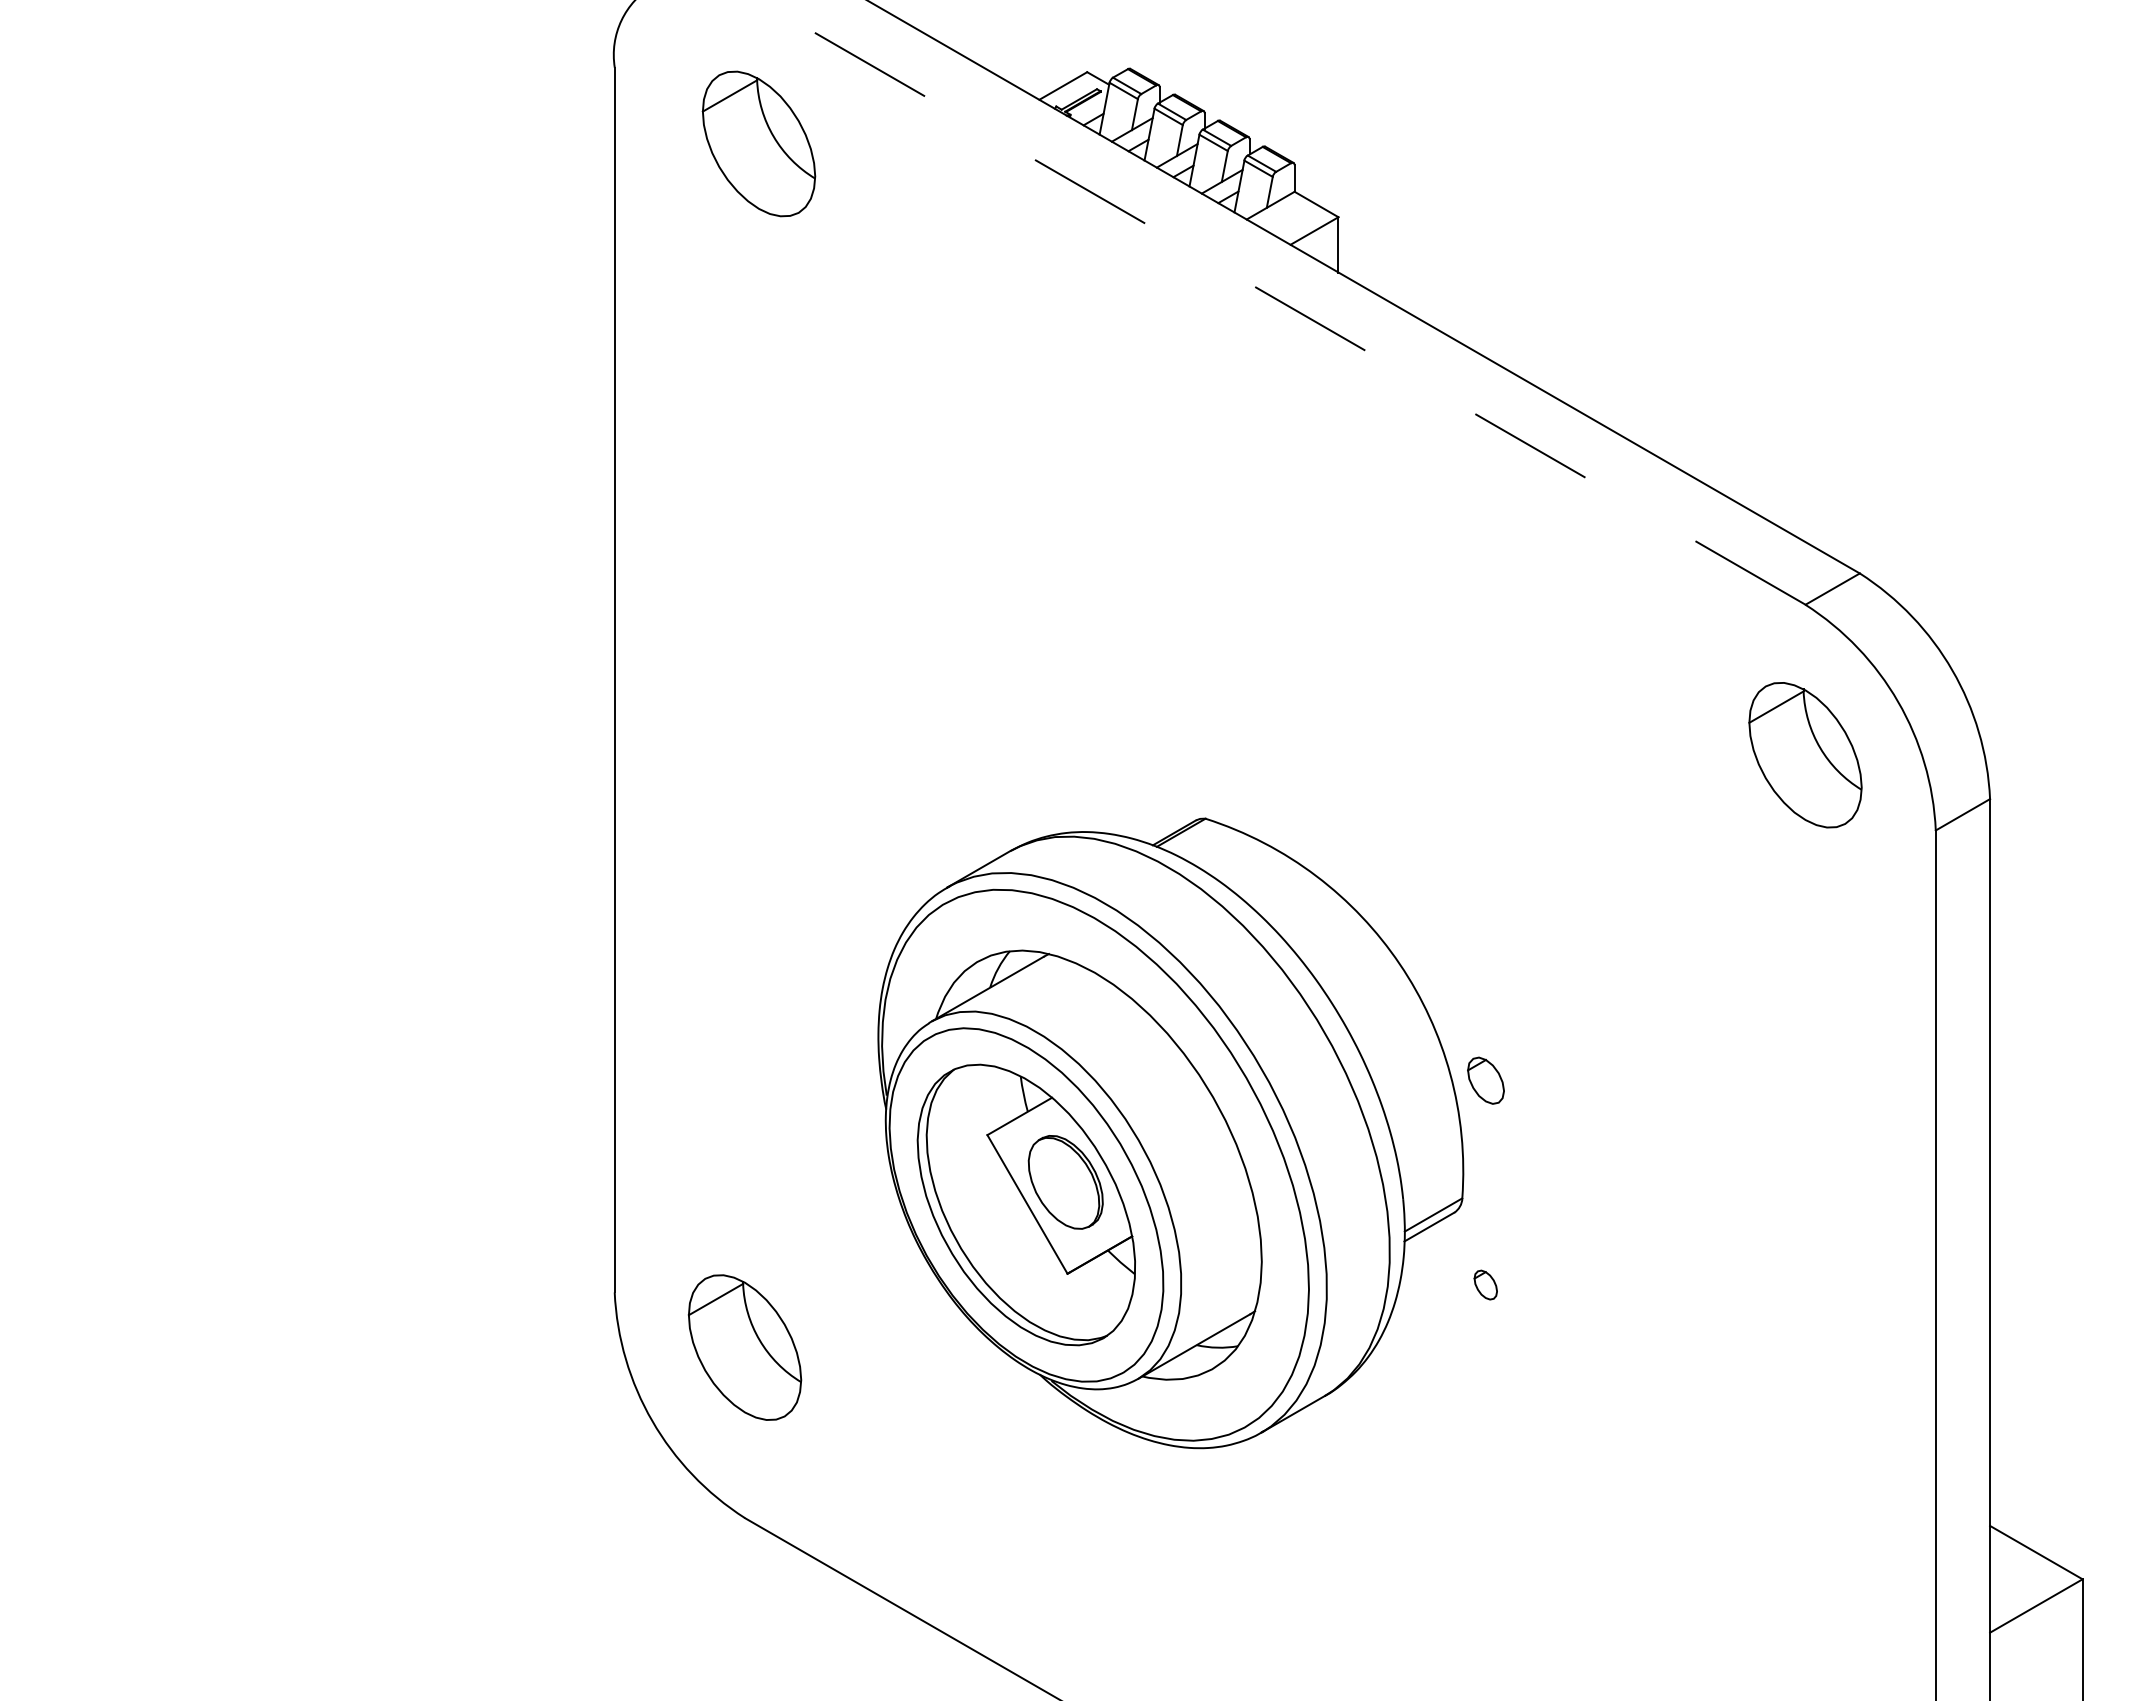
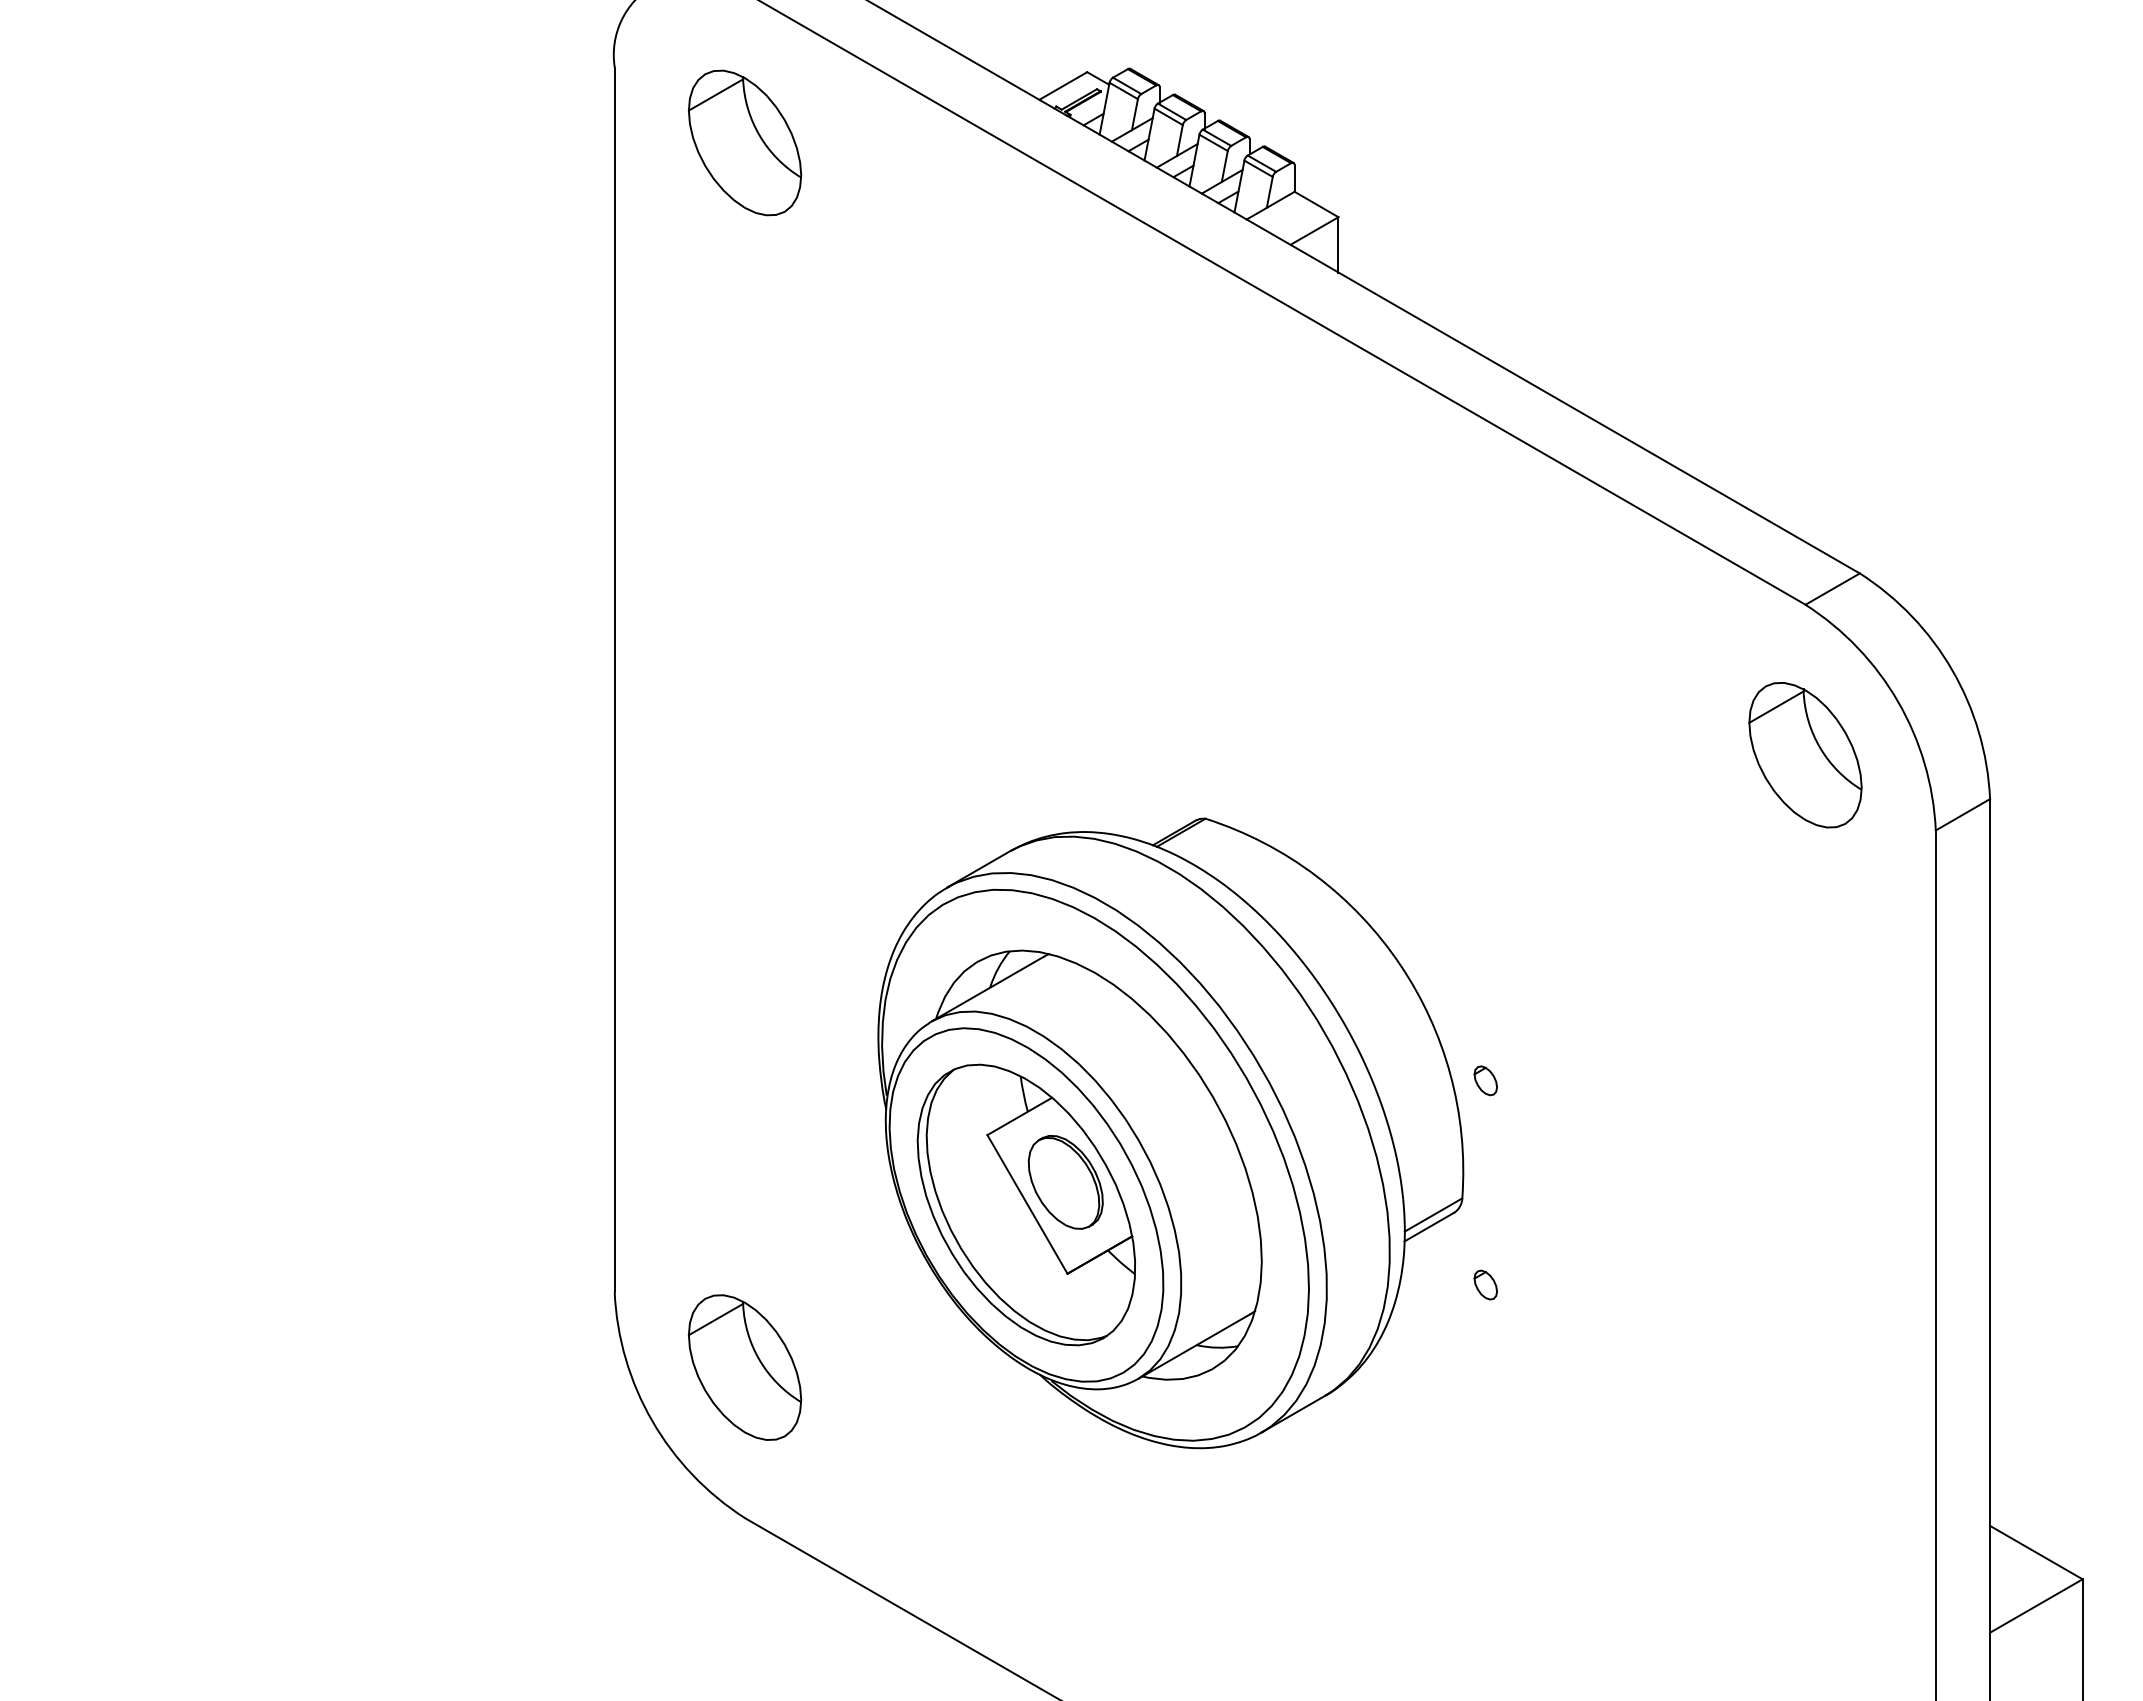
part position: (758, 143) -> (744, 142) (744, 142)
line: dashed -> solid (1281, 302)
part size: 38x49 px -> 25x32 px (1485, 1080)
part position: (744, 1347) -> (744, 1367) (744, 1367)
